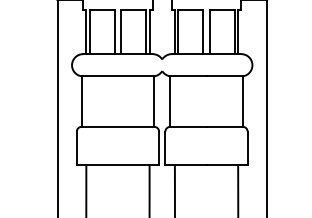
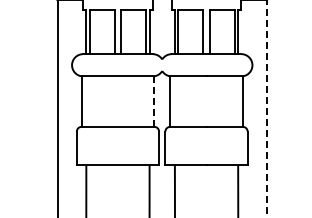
line: solid -> dashed (154, 101)
line: solid -> dashed (266, 108)
